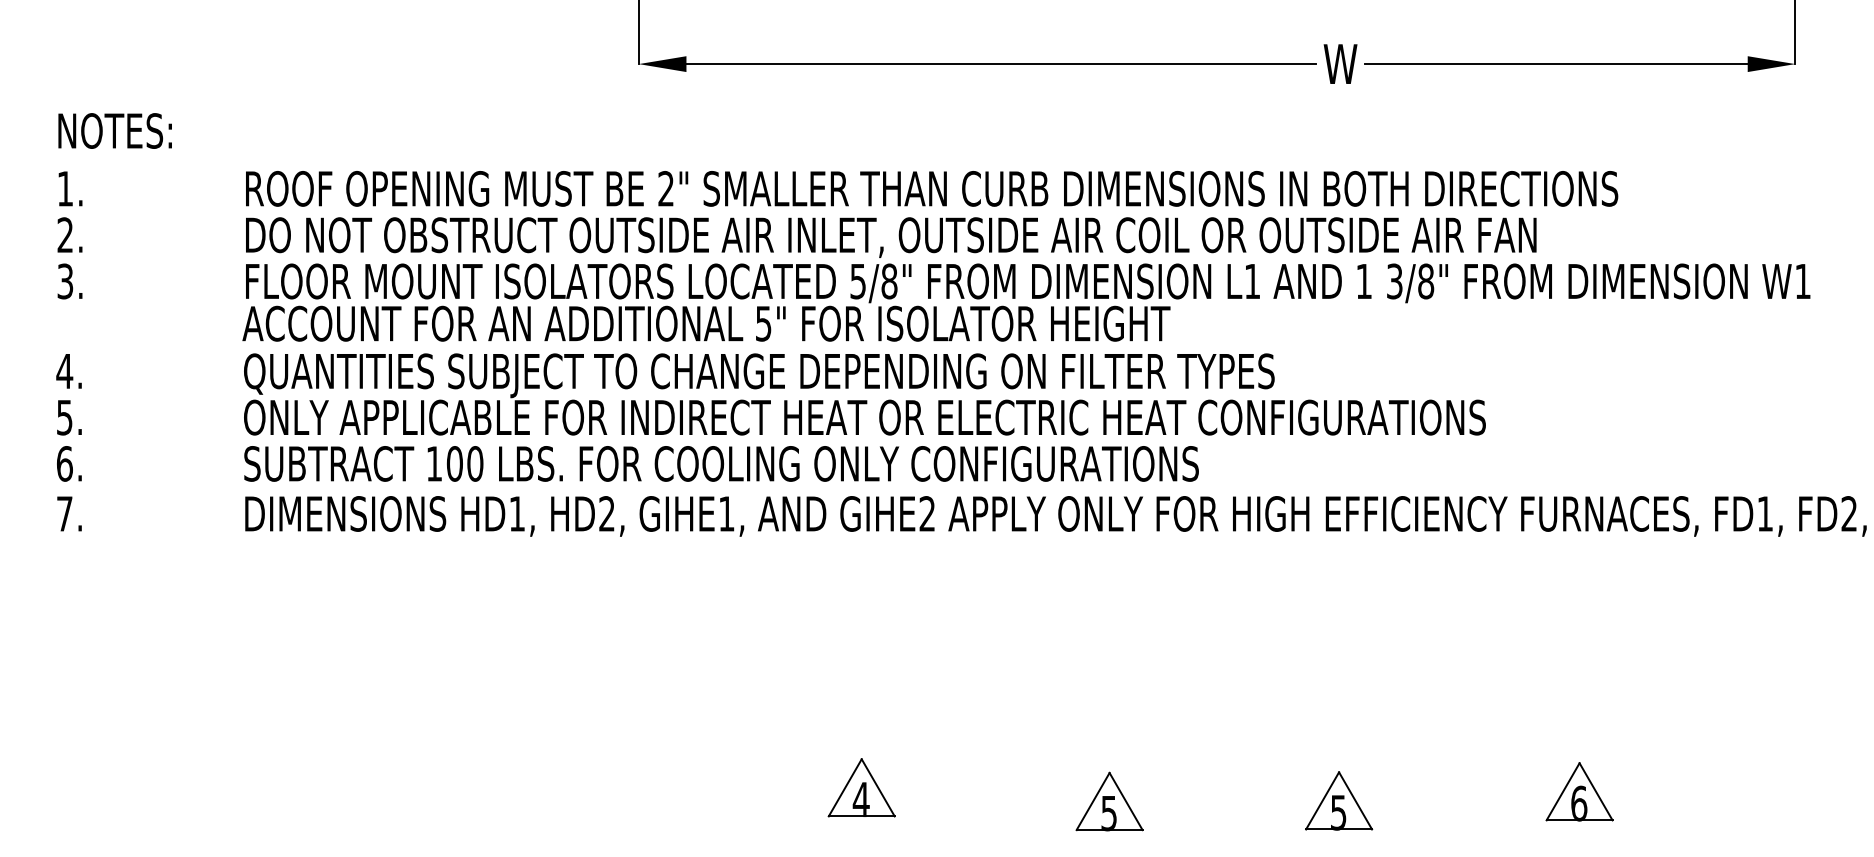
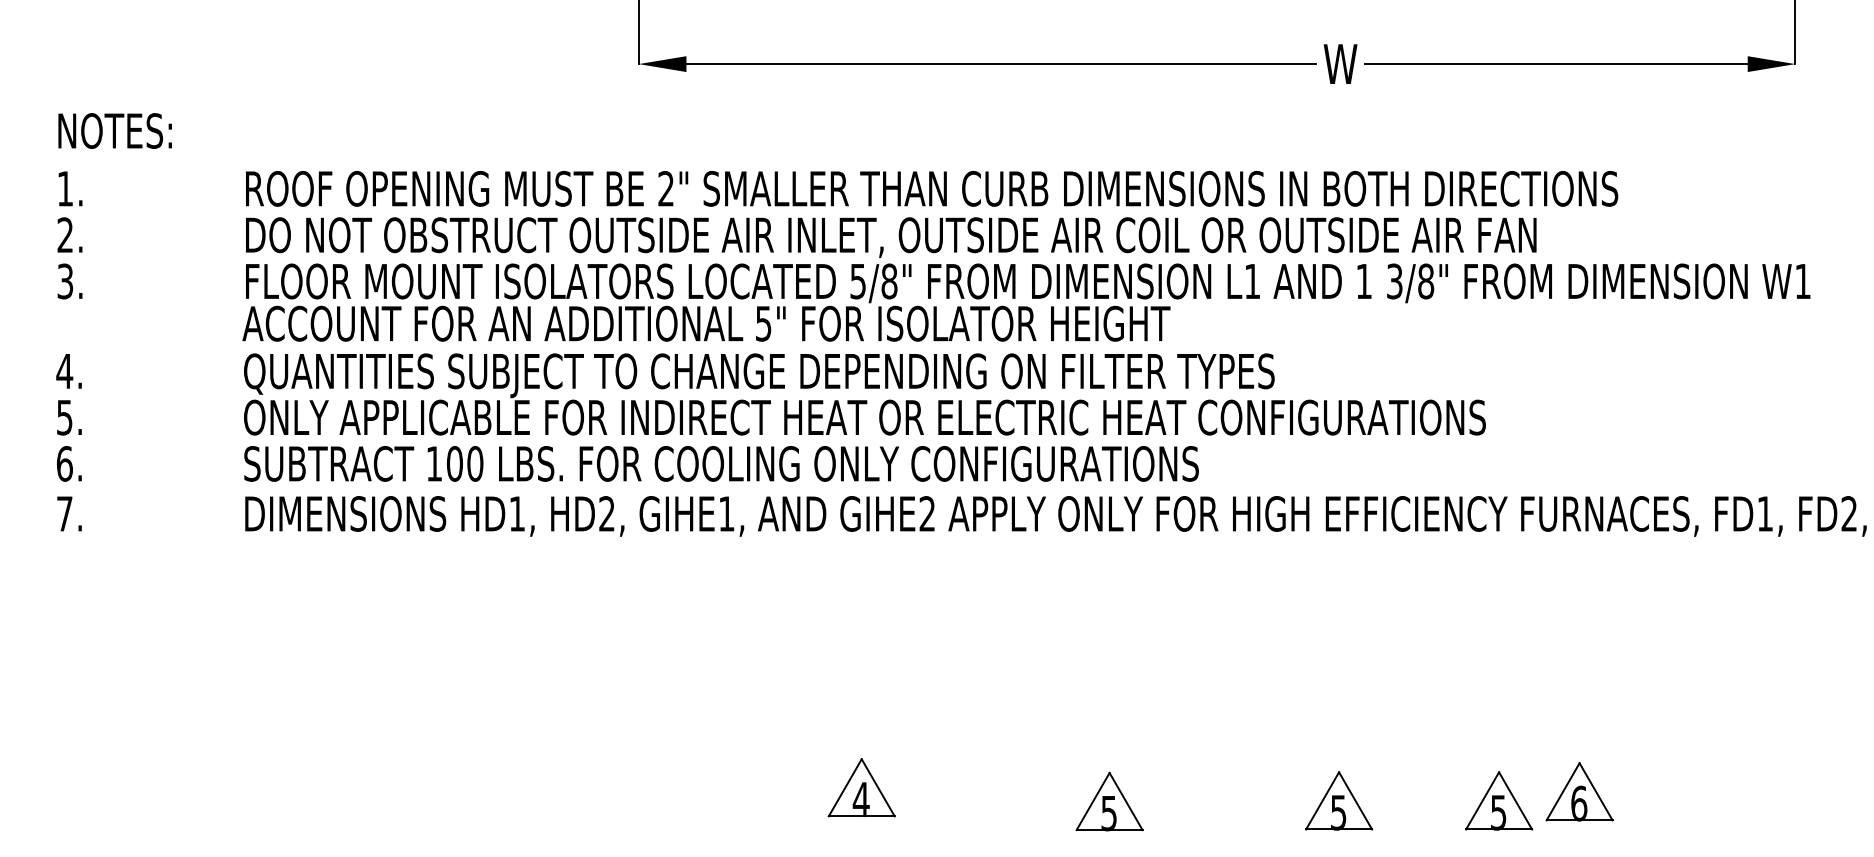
part: none -> present (1499, 800)
